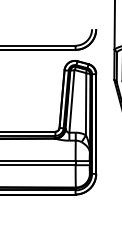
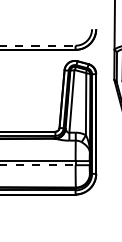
line: solid -> dashed (38, 45)
line: solid -> dashed (37, 165)
